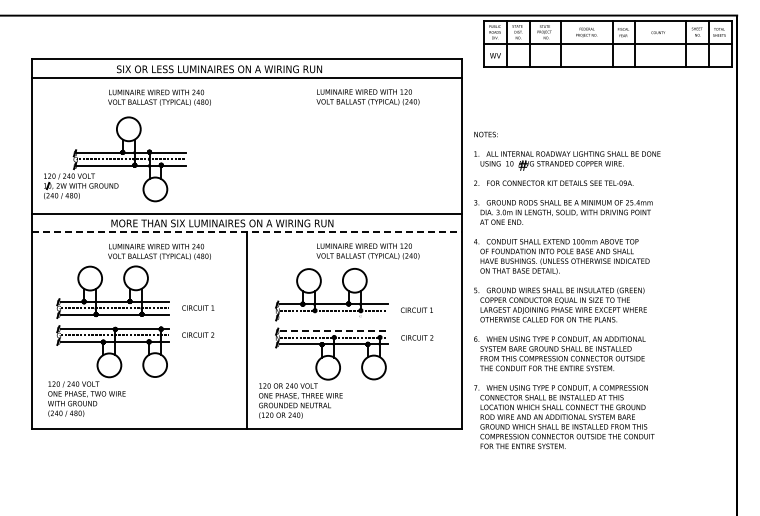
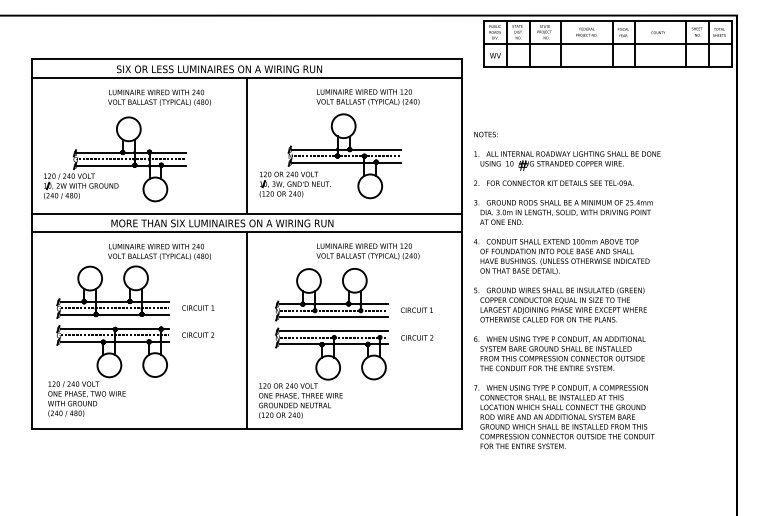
line: none -> present (247, 145)
part: none -> present (330, 156)
line: dashed -> solid (247, 232)
line: none -> present (333, 317)
line: dashed -> solid (334, 331)
